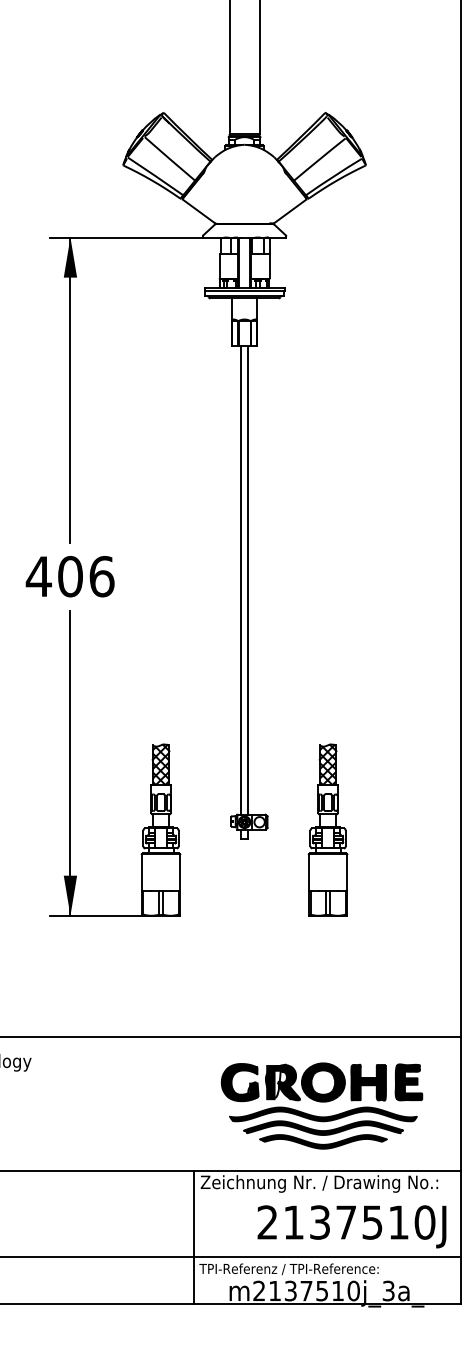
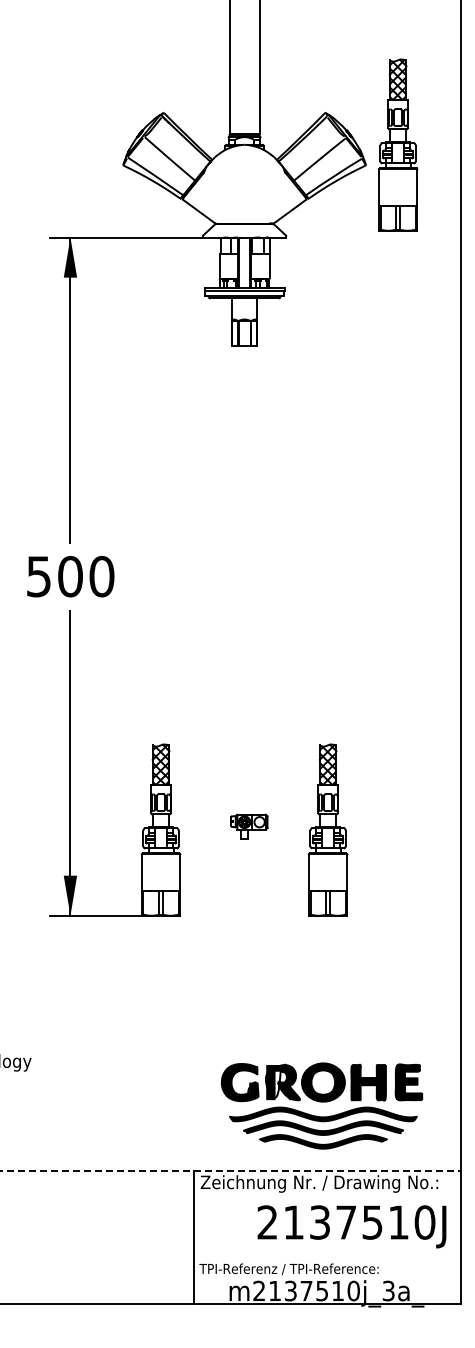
part: none -> present (397, 144)
text: 406 -> 500 (69, 576)
line: present -> none (241, 580)
line: present -> none (247, 580)
line: present -> none (231, 1036)
line: solid -> dashed (231, 1170)
line: present -> none (231, 1257)
